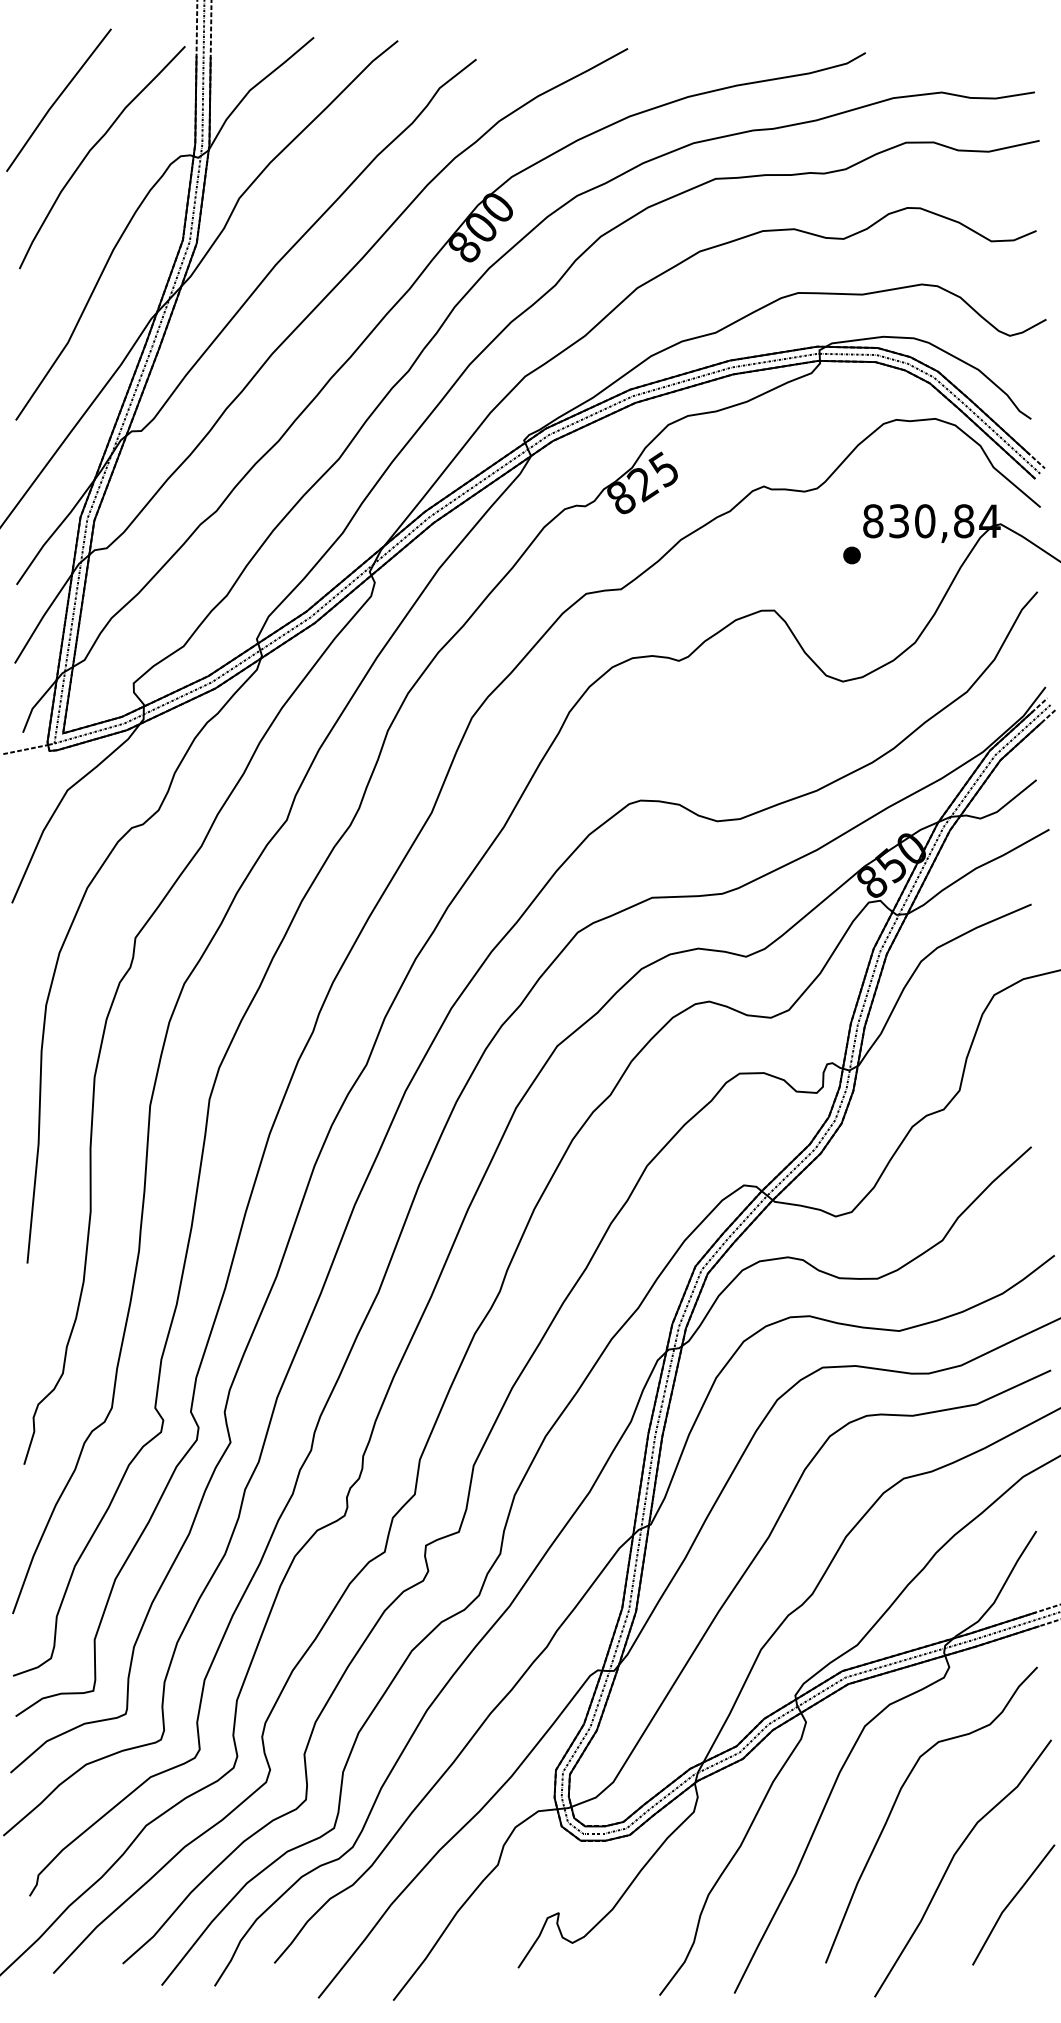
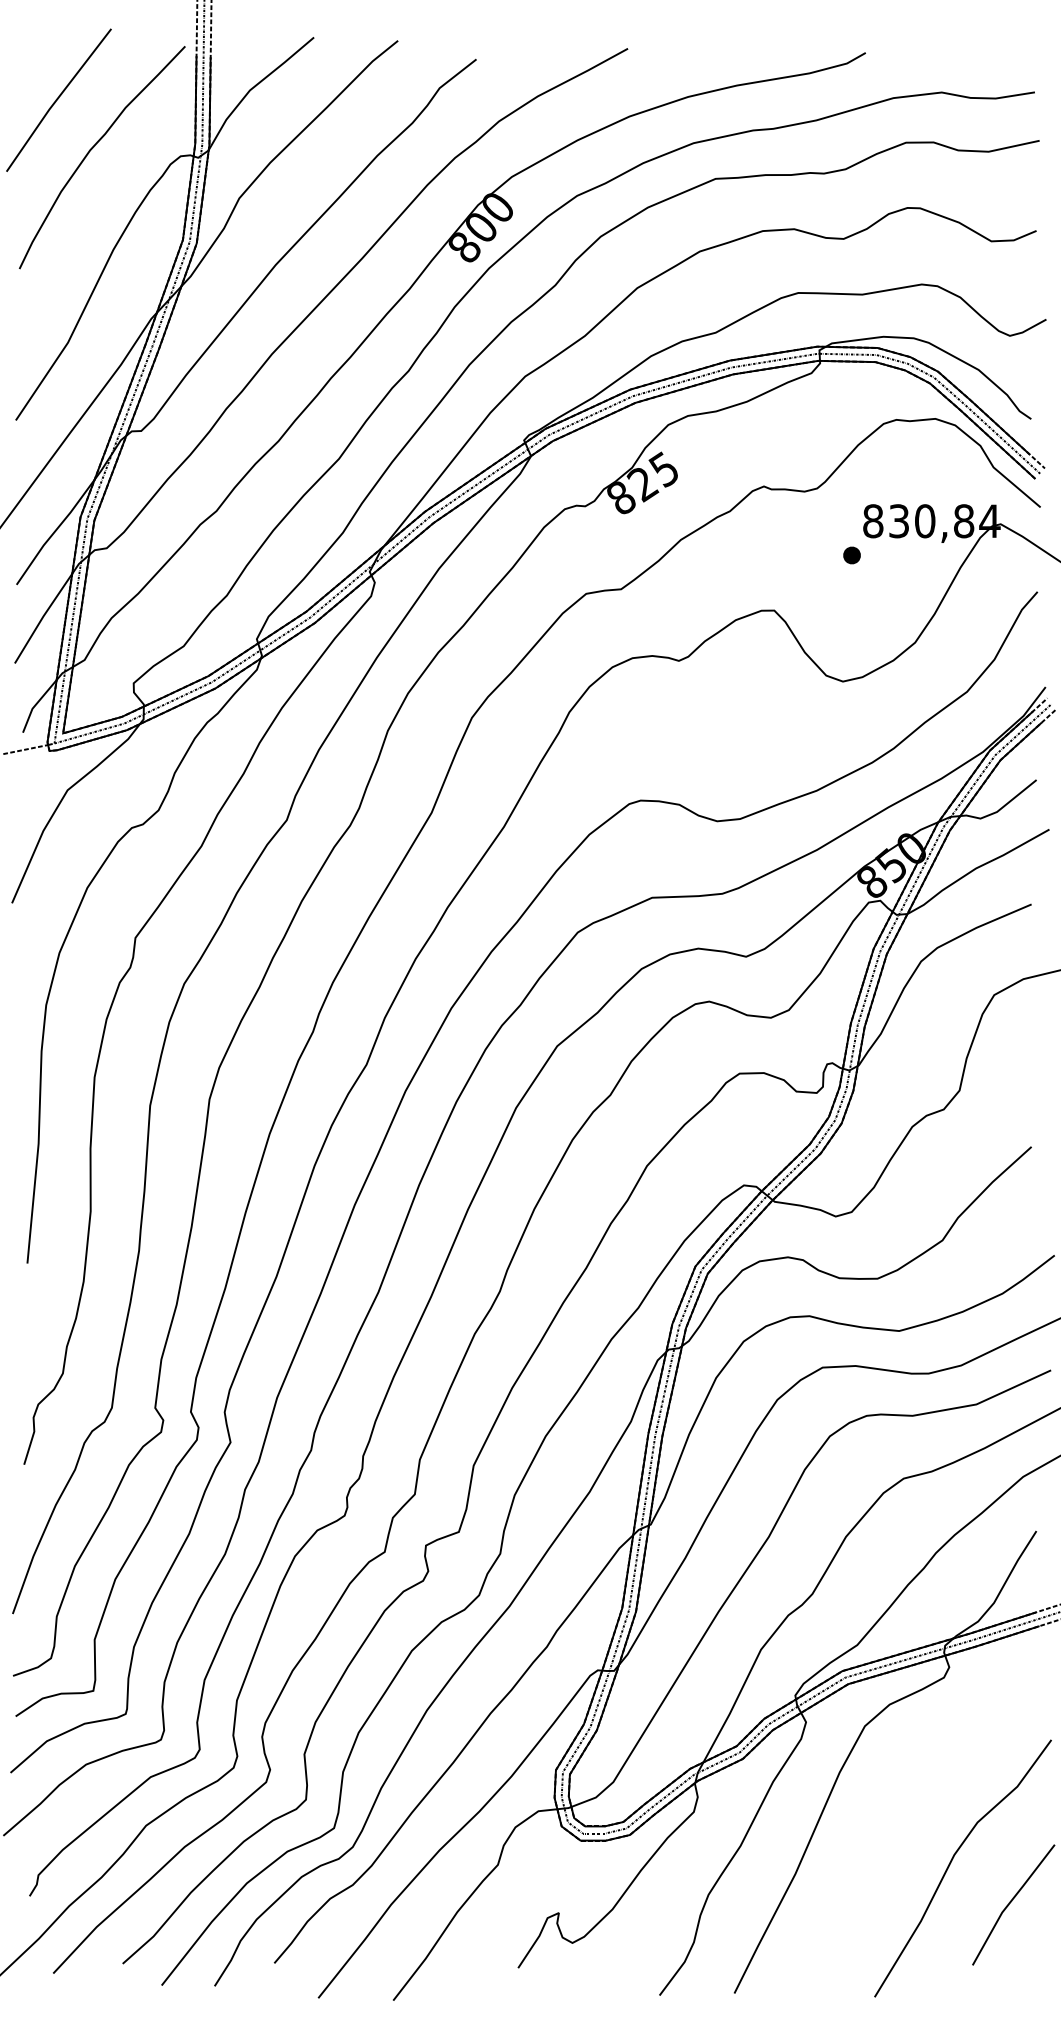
part: present -> none (898, 1797)
